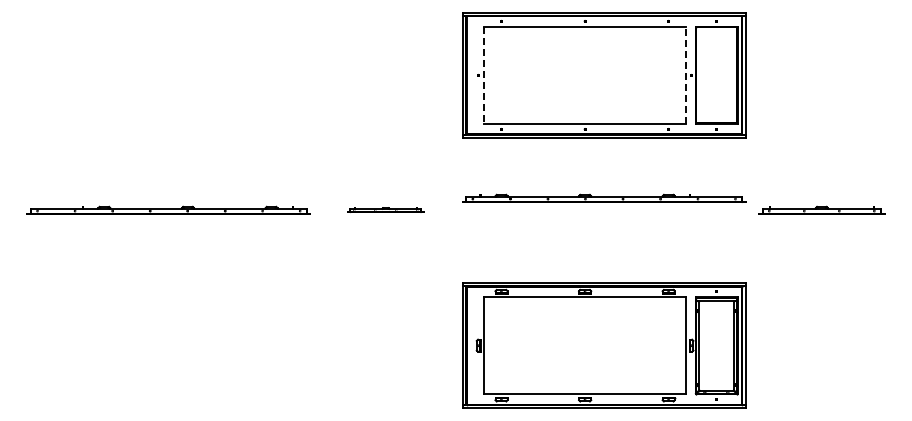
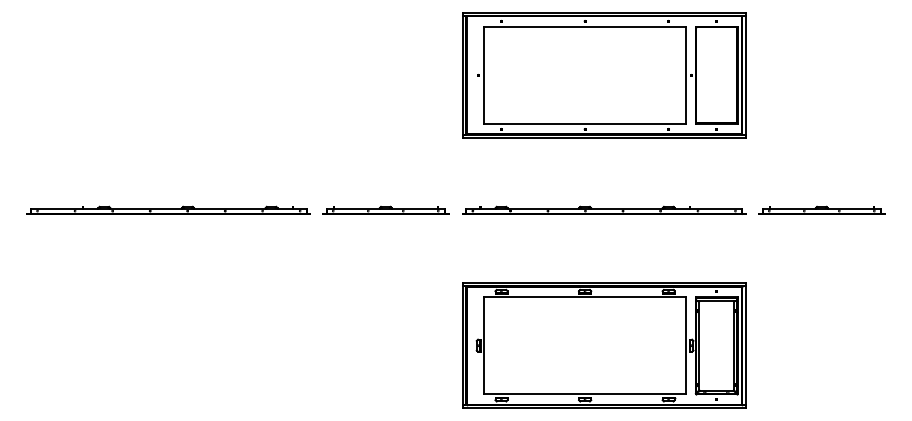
line: dashed -> solid (686, 74)
line: dashed -> solid (484, 75)
part position: (604, 197) -> (604, 209) (604, 209)
part size: 78x6 px -> 128x10 px (385, 209)
